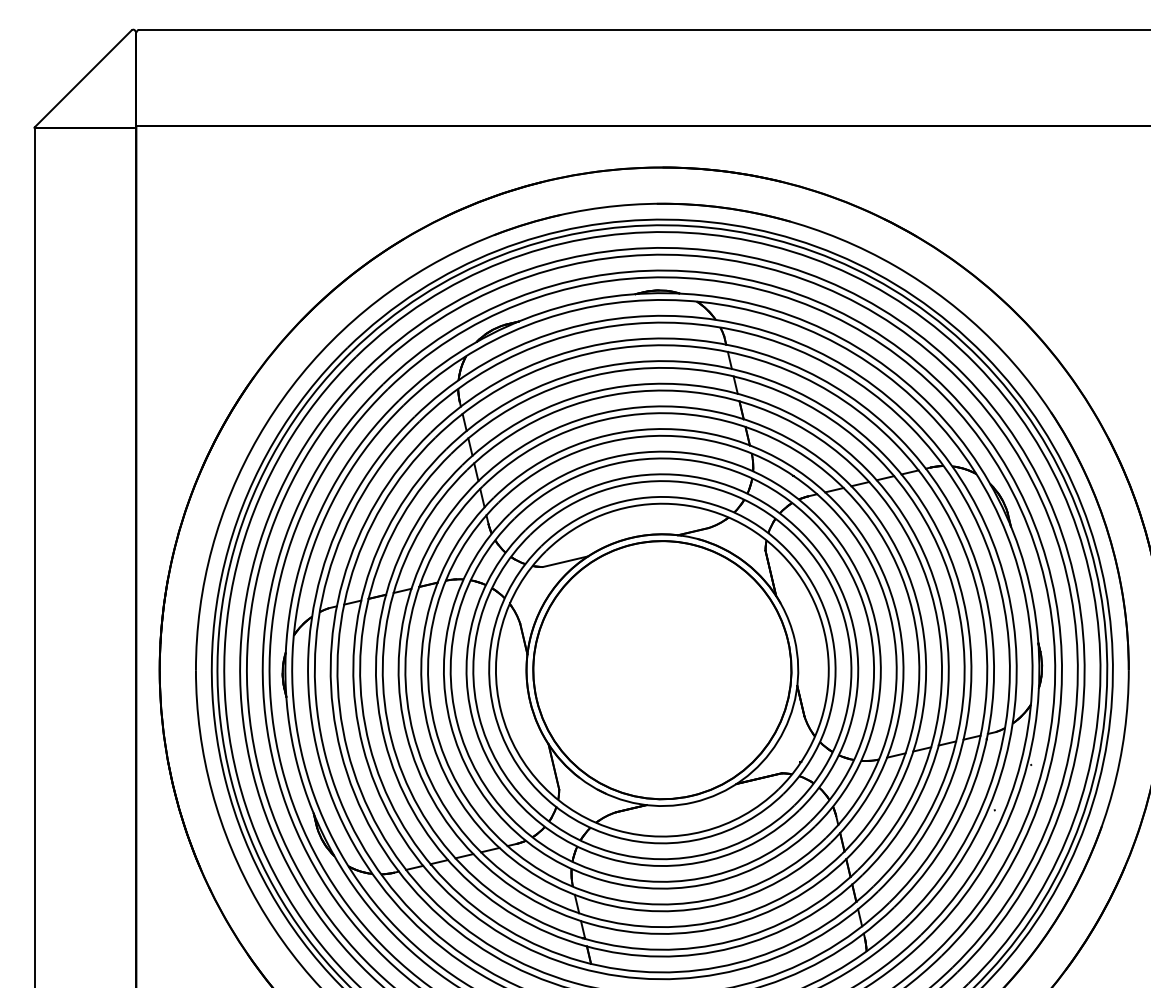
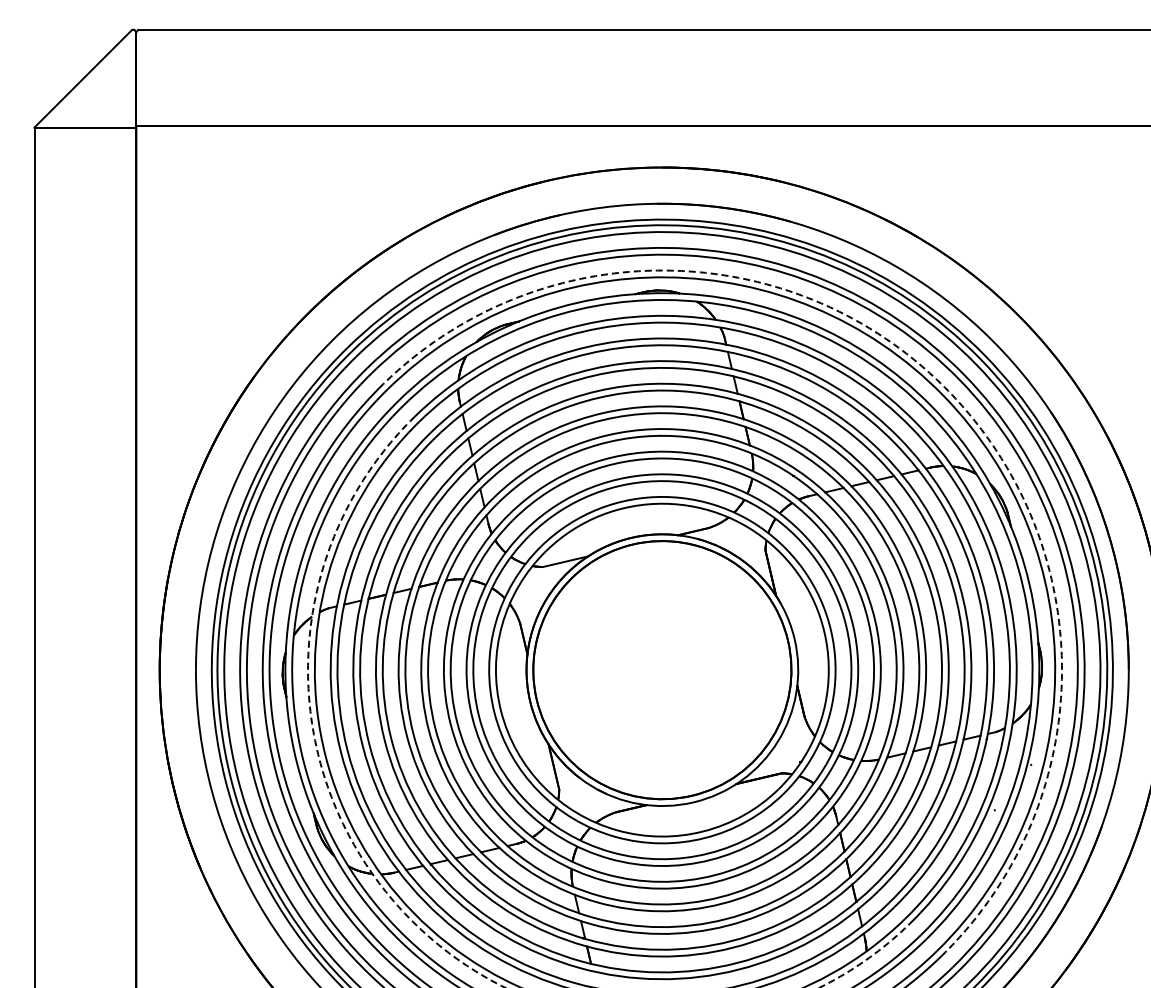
arc: solid -> dashed (948, 390)
arc: solid -> dashed (325, 780)
